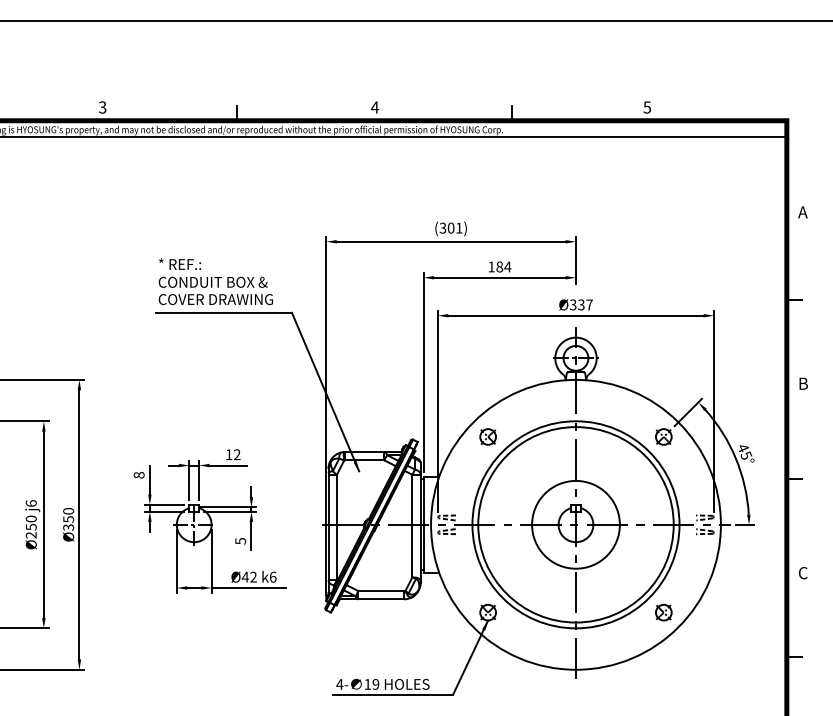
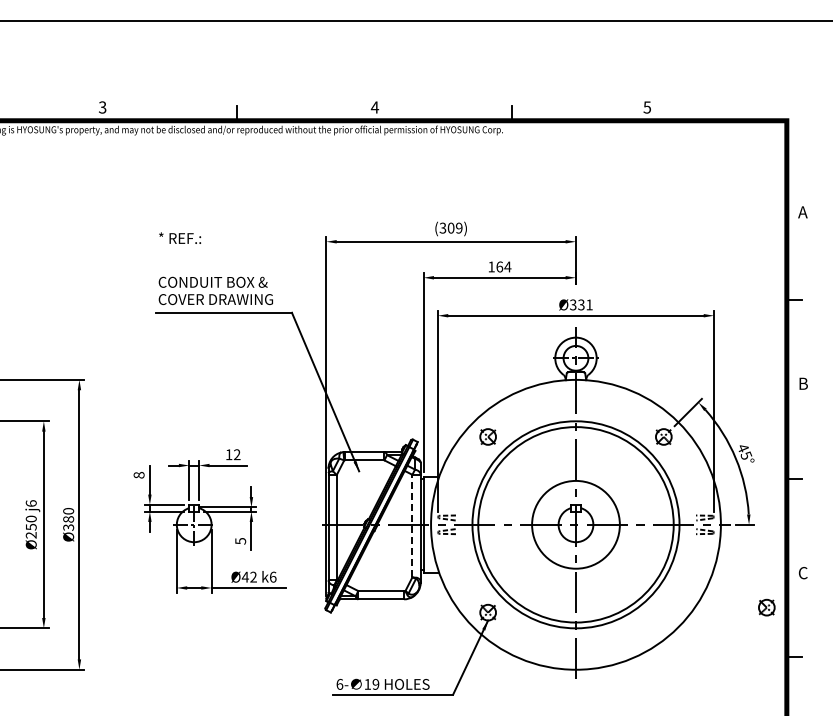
line: present -> none (394, 137)
text: (301) -> (309) (459, 227)
text position: (180, 263) -> (180, 237) (180, 237)
text: 184 -> 164 (499, 266)
text: Ø337 -> Ø331 (589, 304)
text: Ø350 -> Ø380 (68, 519)
line: solid -> dashed (412, 525)
part position: (663, 612) -> (766, 607) (766, 607)
text: 4- -> 6- (339, 683)
